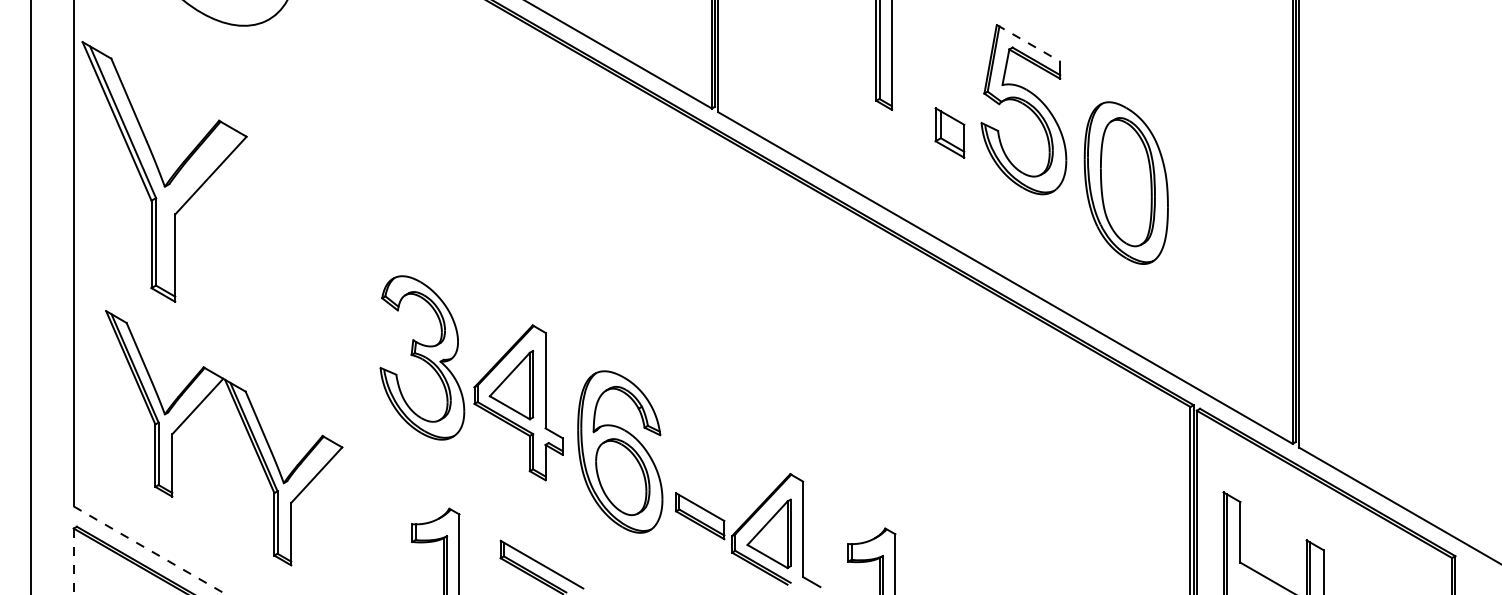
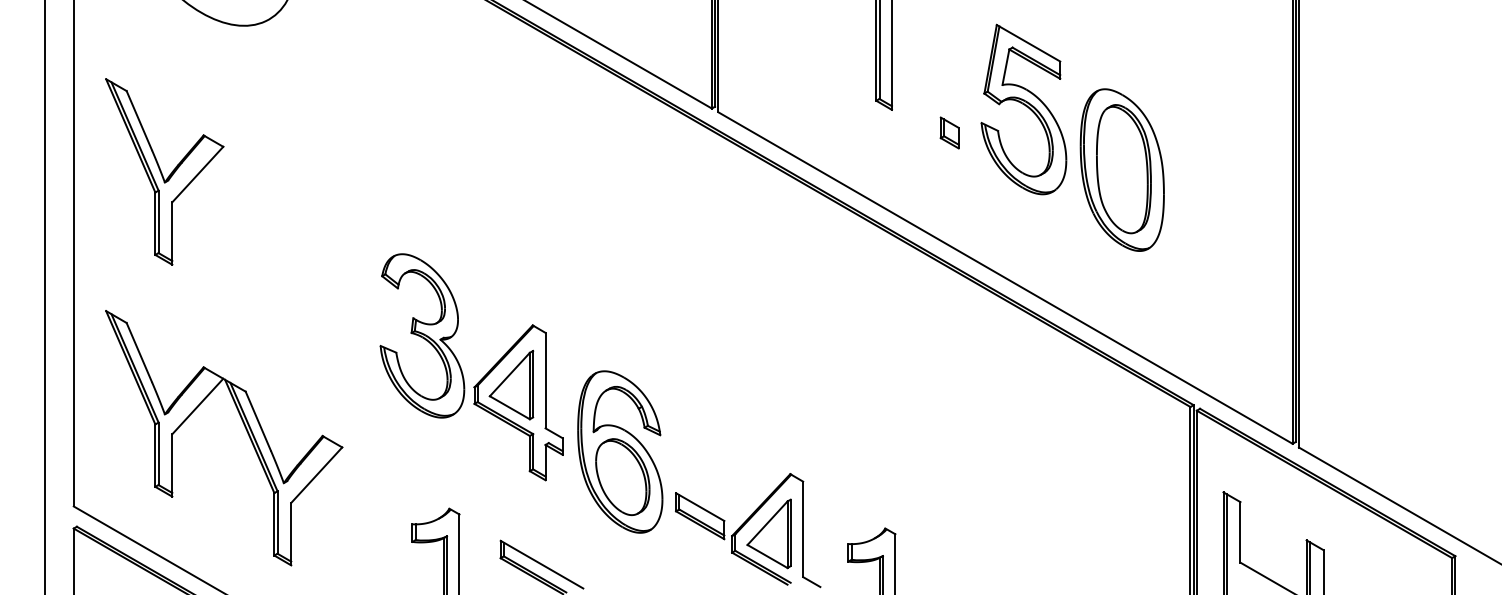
line: dashed -> solid (1028, 43)
part size: 32x52 px -> 21x34 px (949, 132)
part size: 167x262 px -> 120x188 px (164, 171)
part position: (1125, 182) -> (1121, 169) (1121, 169)
line position: (31, 296) -> (45, 296) (45, 296)
part position: (422, 357) -> (422, 335) (422, 335)
line: dashed -> solid (150, 550)
line: dashed -> solid (73, 561)
